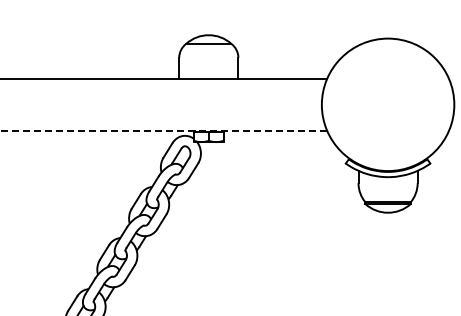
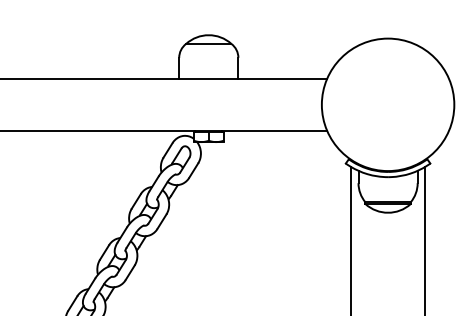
line: dashed -> solid (163, 130)
line: none -> present (351, 239)
line: none -> present (424, 239)
